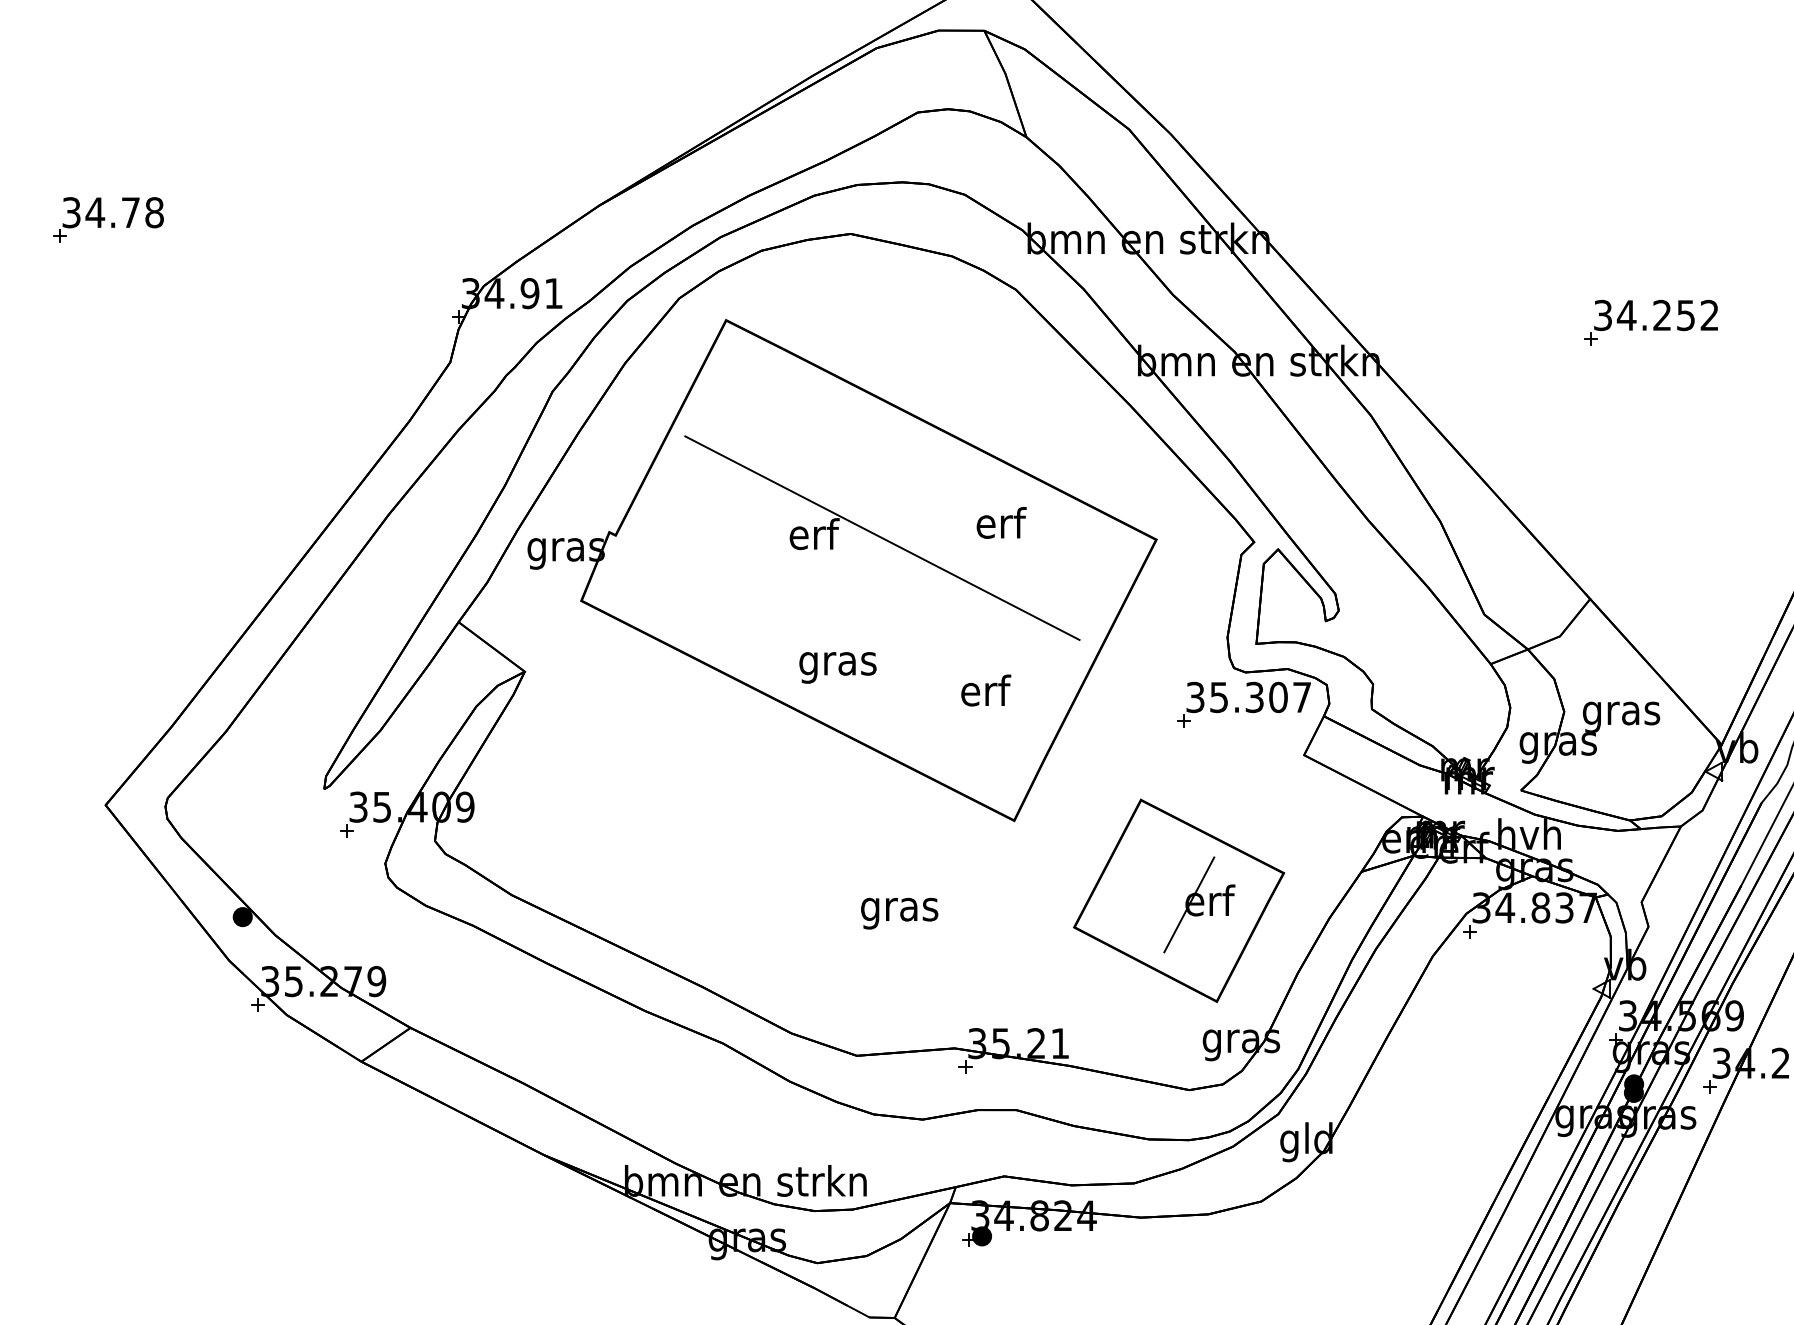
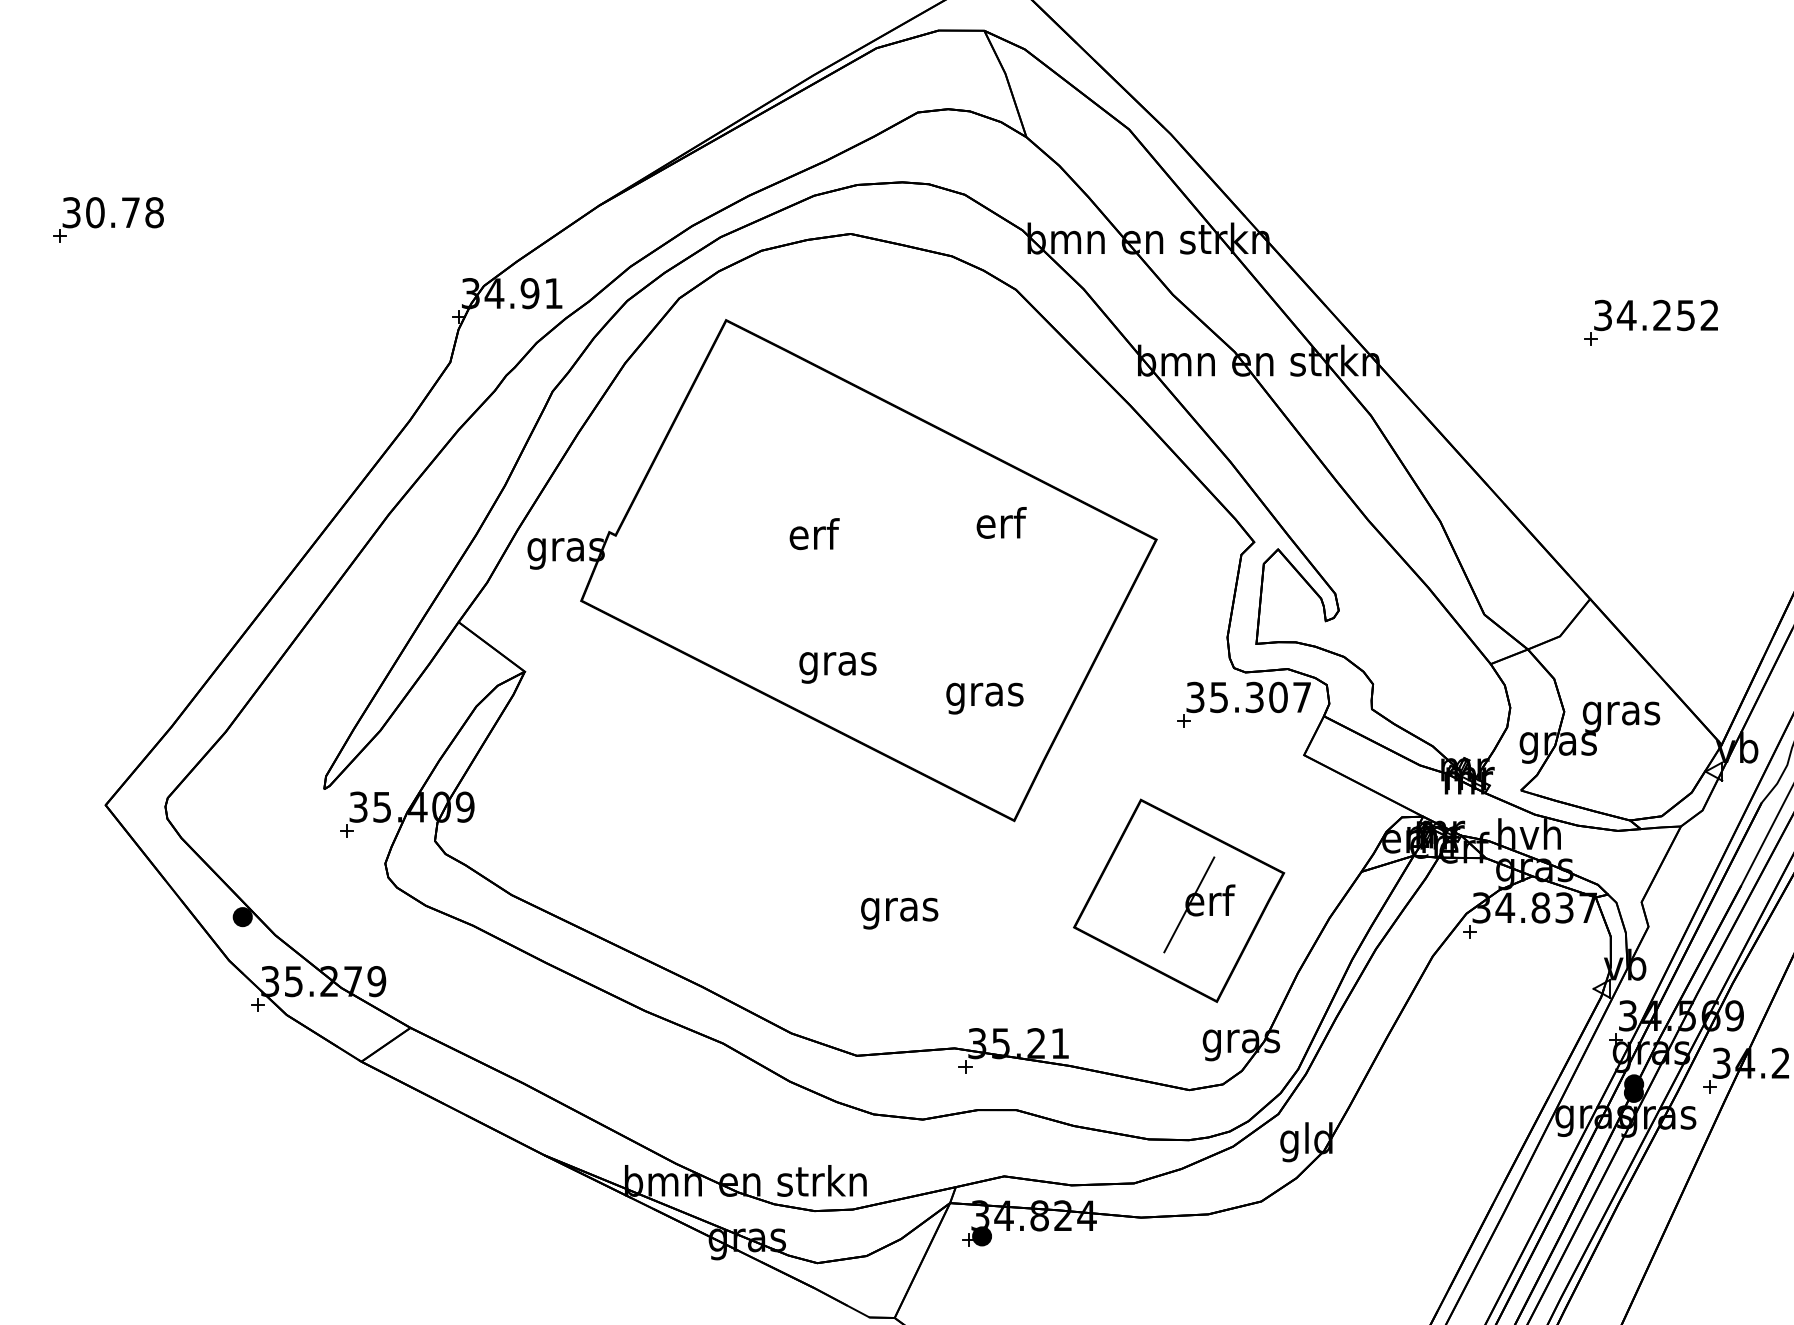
text: 34.78 -> 30.78 (95, 212)
line: present -> none (882, 537)
text: erf -> gras (984, 694)
